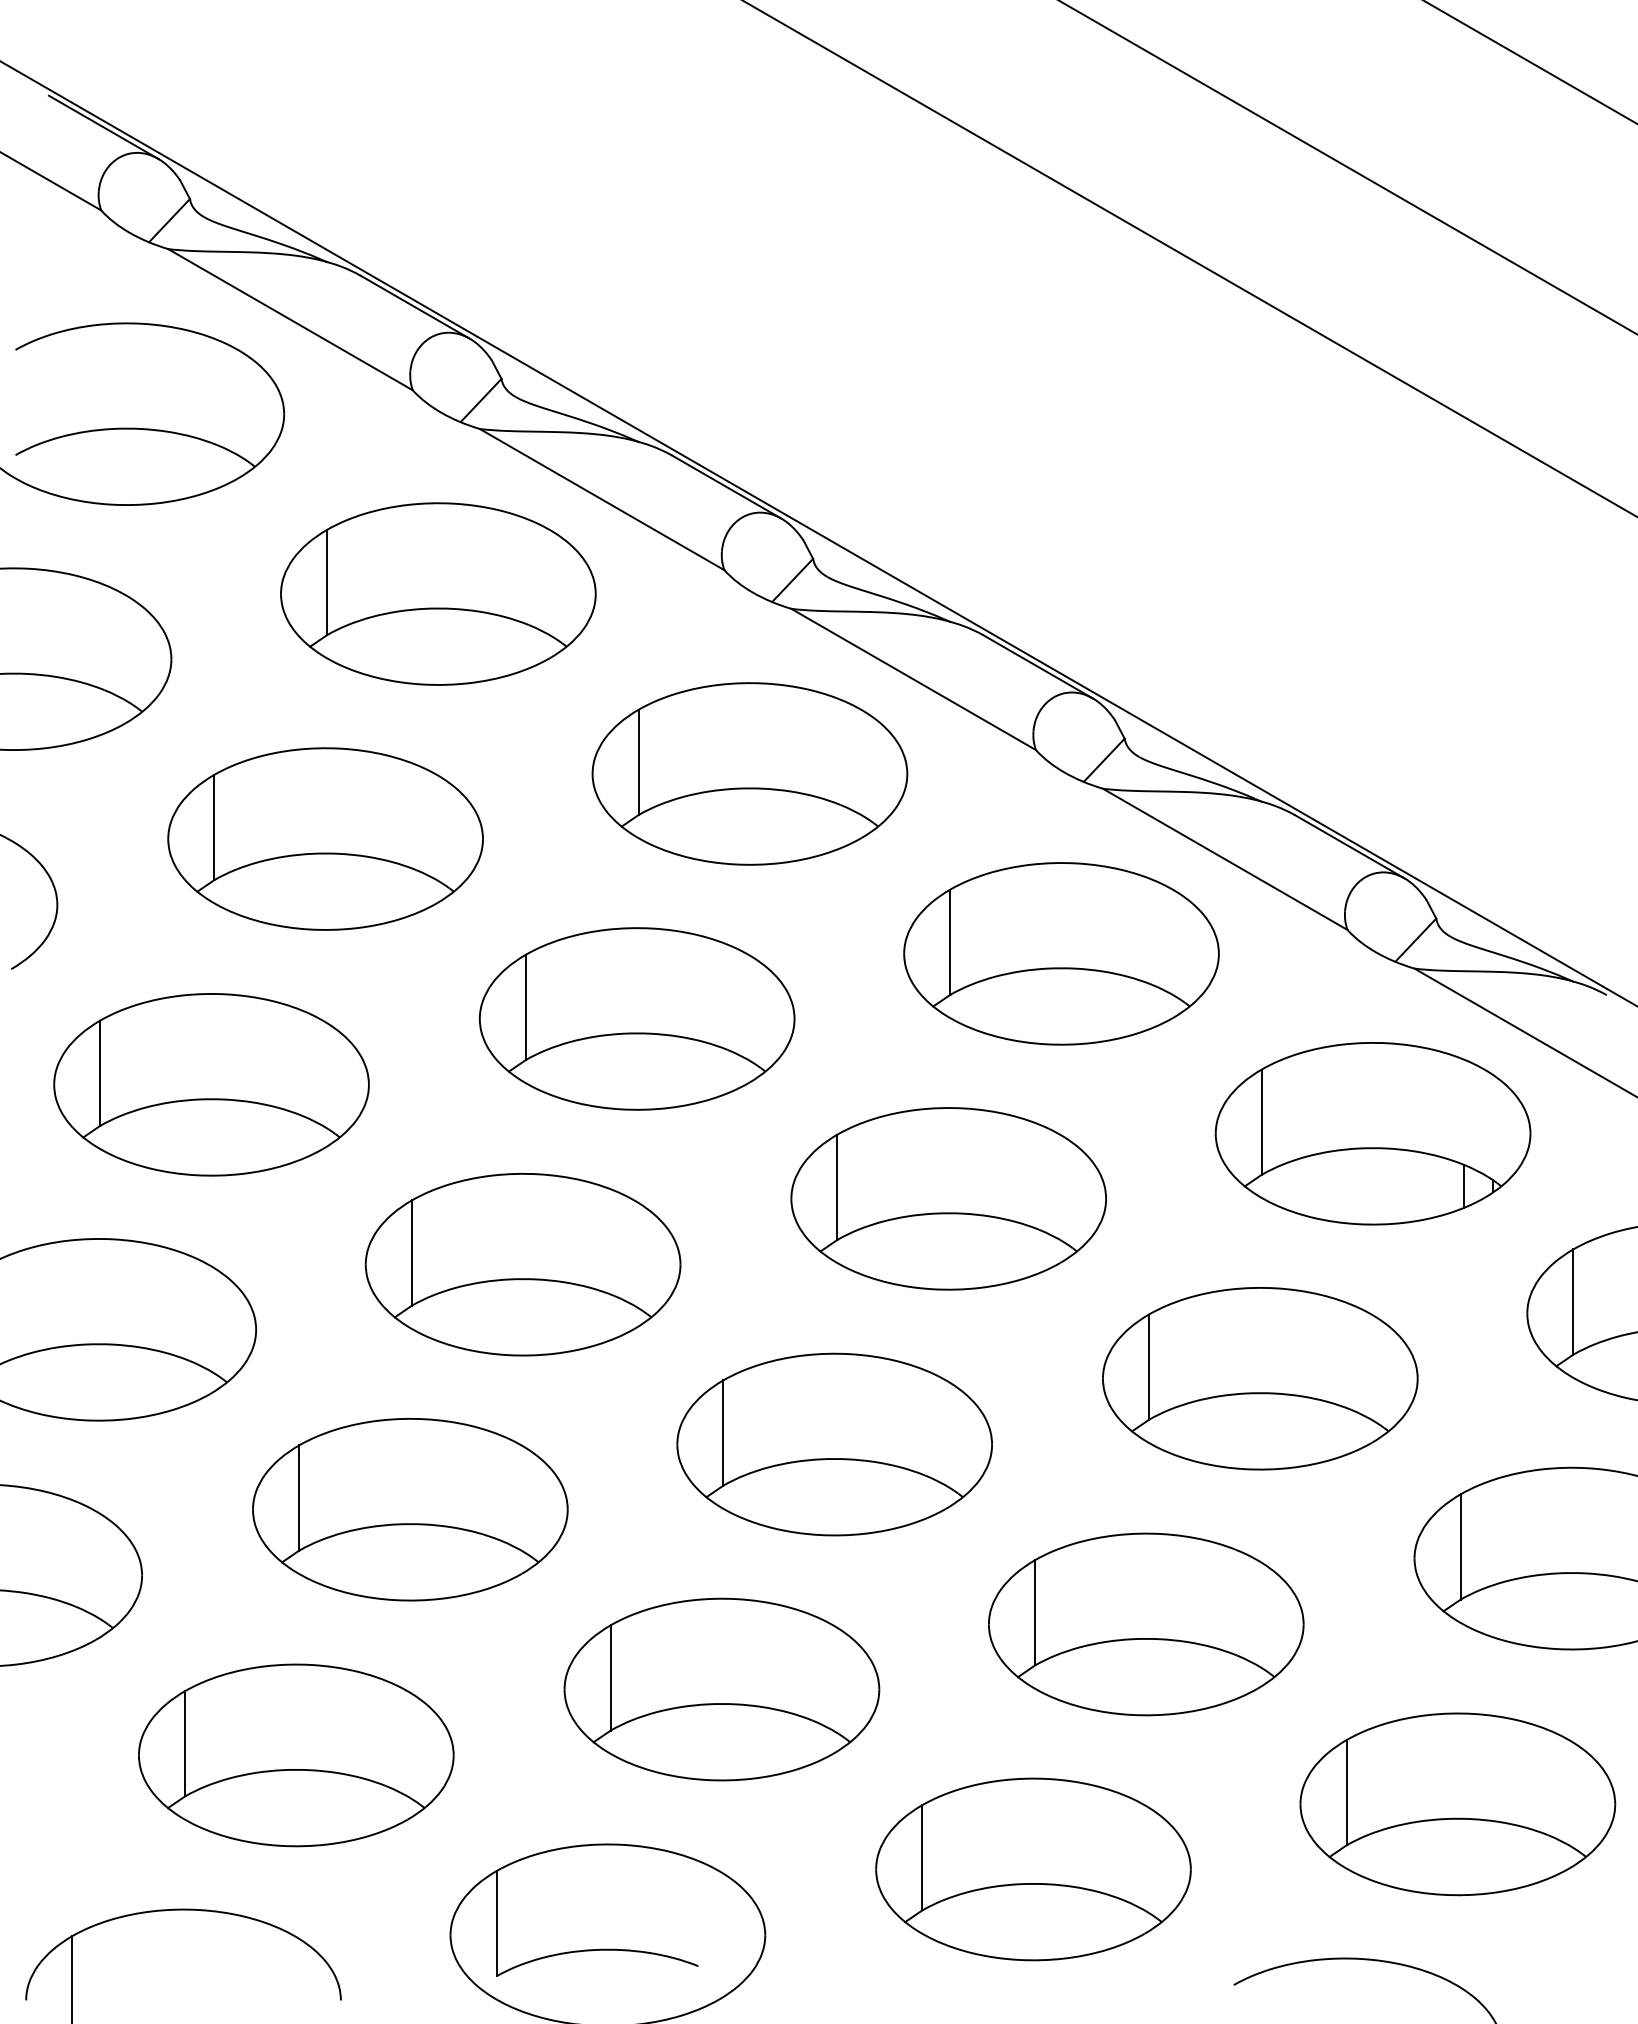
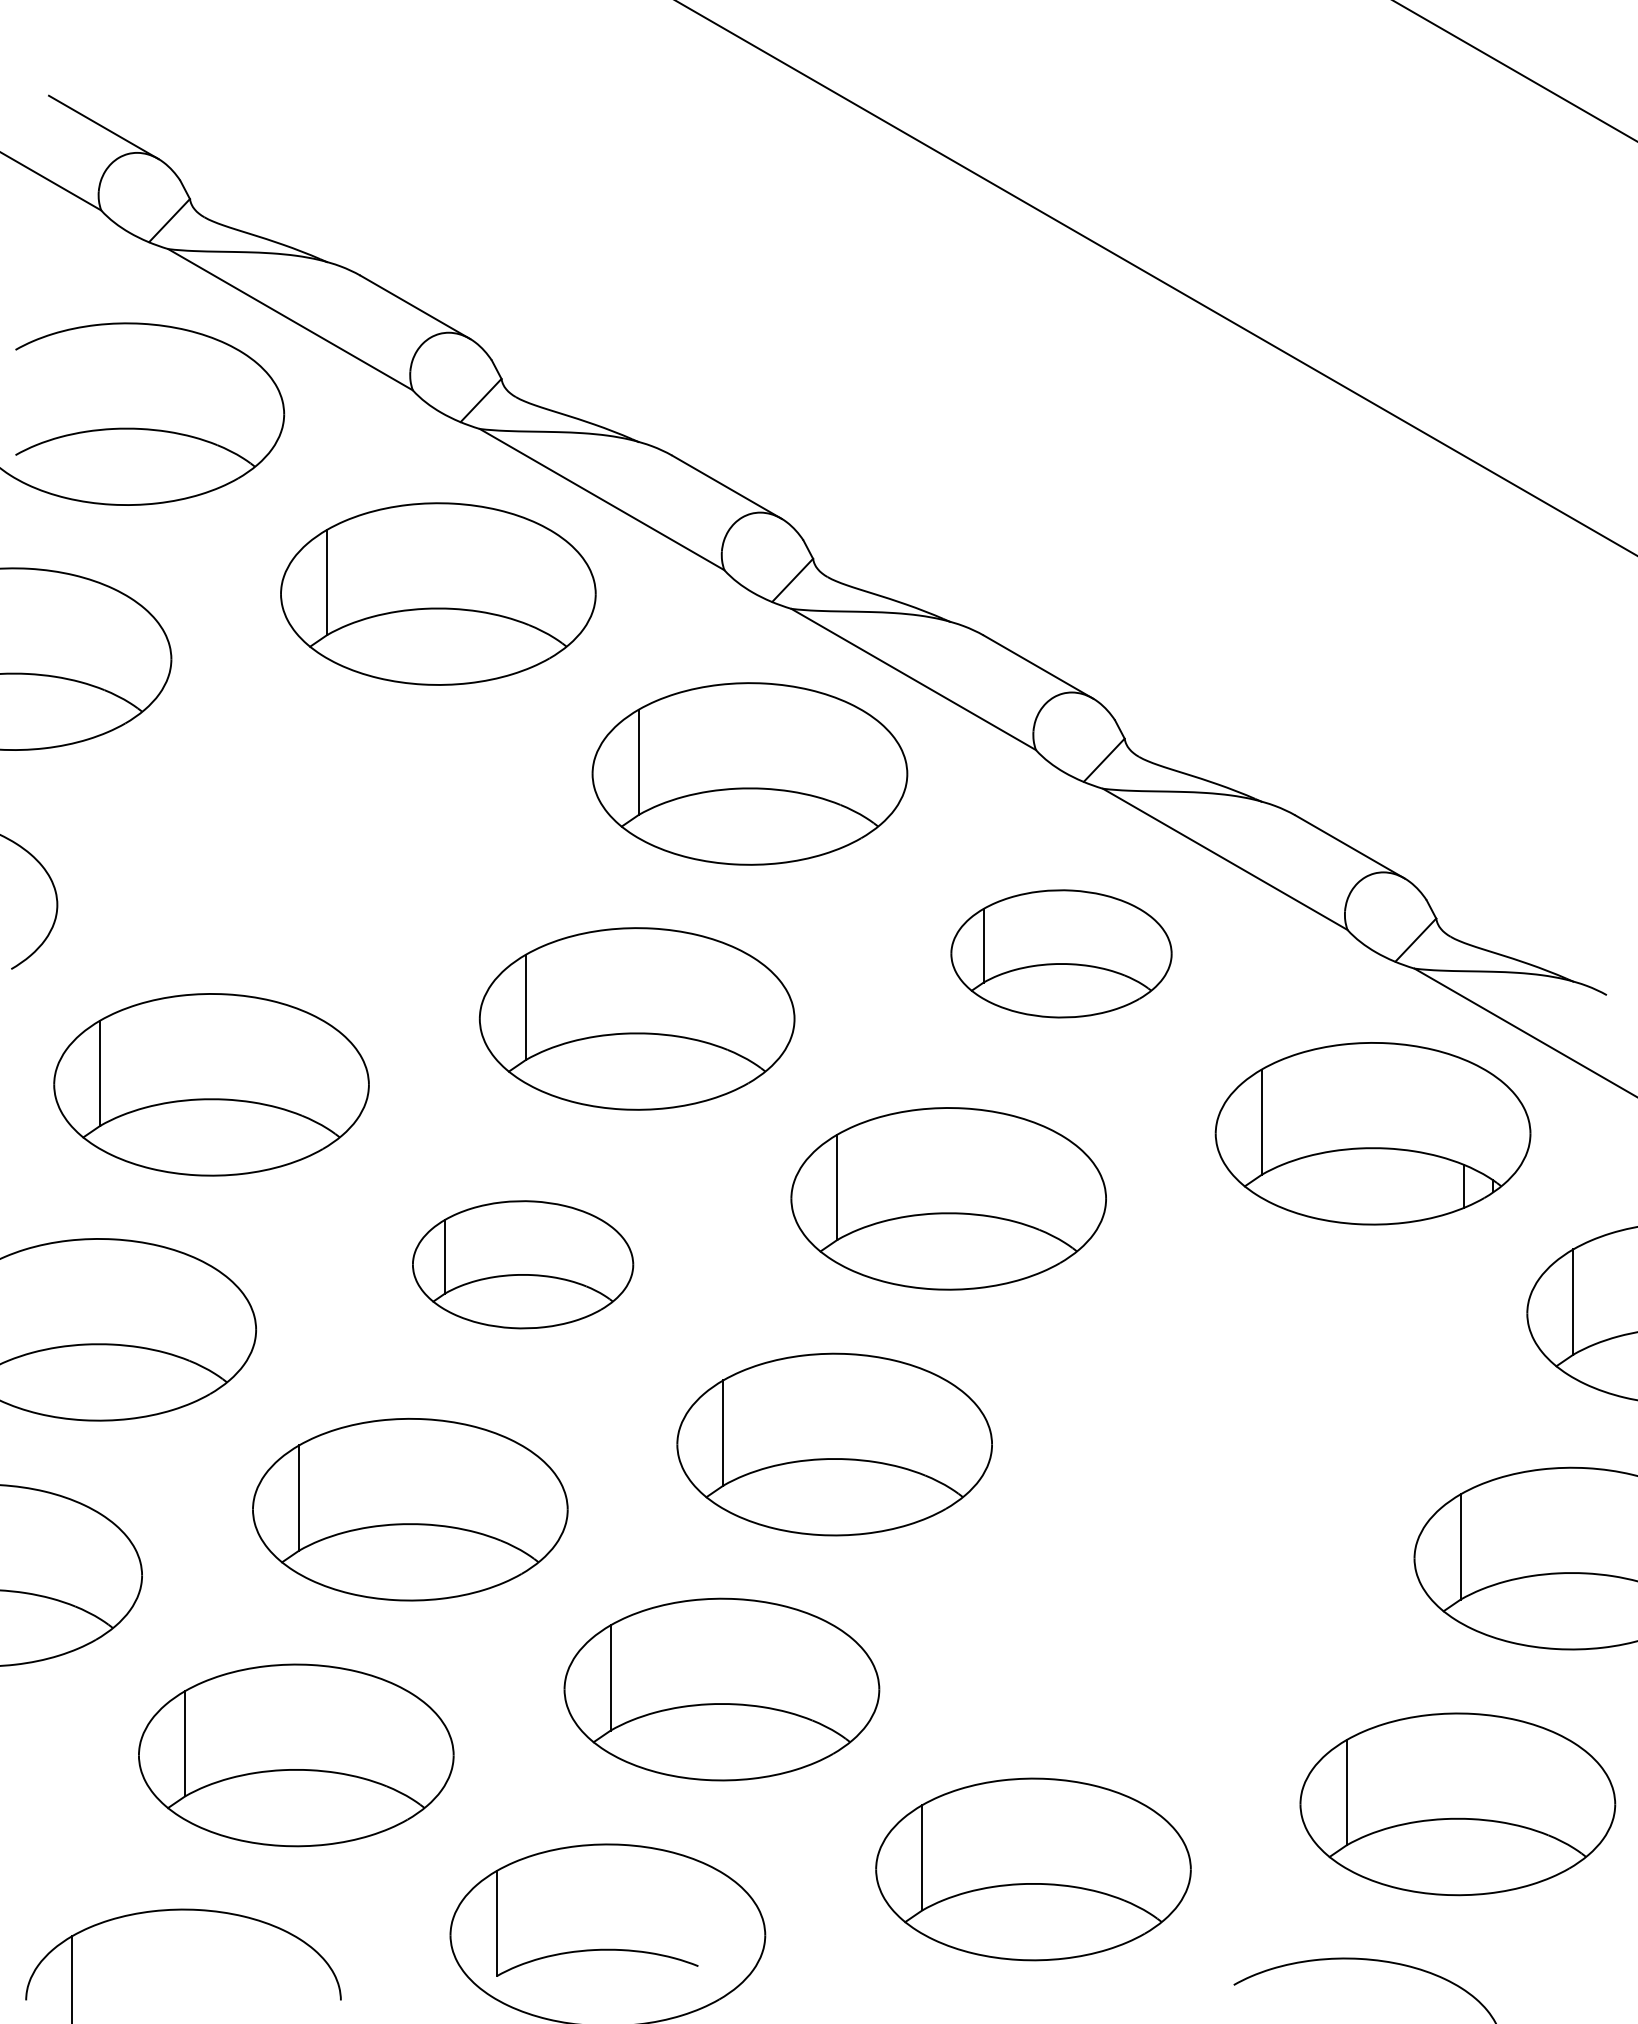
line position: (1530, 62) -> (1515, 70) (1515, 70)
line: present -> none (1347, 167)
line position: (1189, 258) -> (1156, 278) (1156, 278)
line: present -> none (818, 533)
part: present -> none (325, 838)
part size: 317x184 px -> 223x130 px (1061, 953)
part size: 318x184 px -> 223x130 px (523, 1264)
part: present -> none (1260, 1378)
part: present -> none (1146, 1624)
